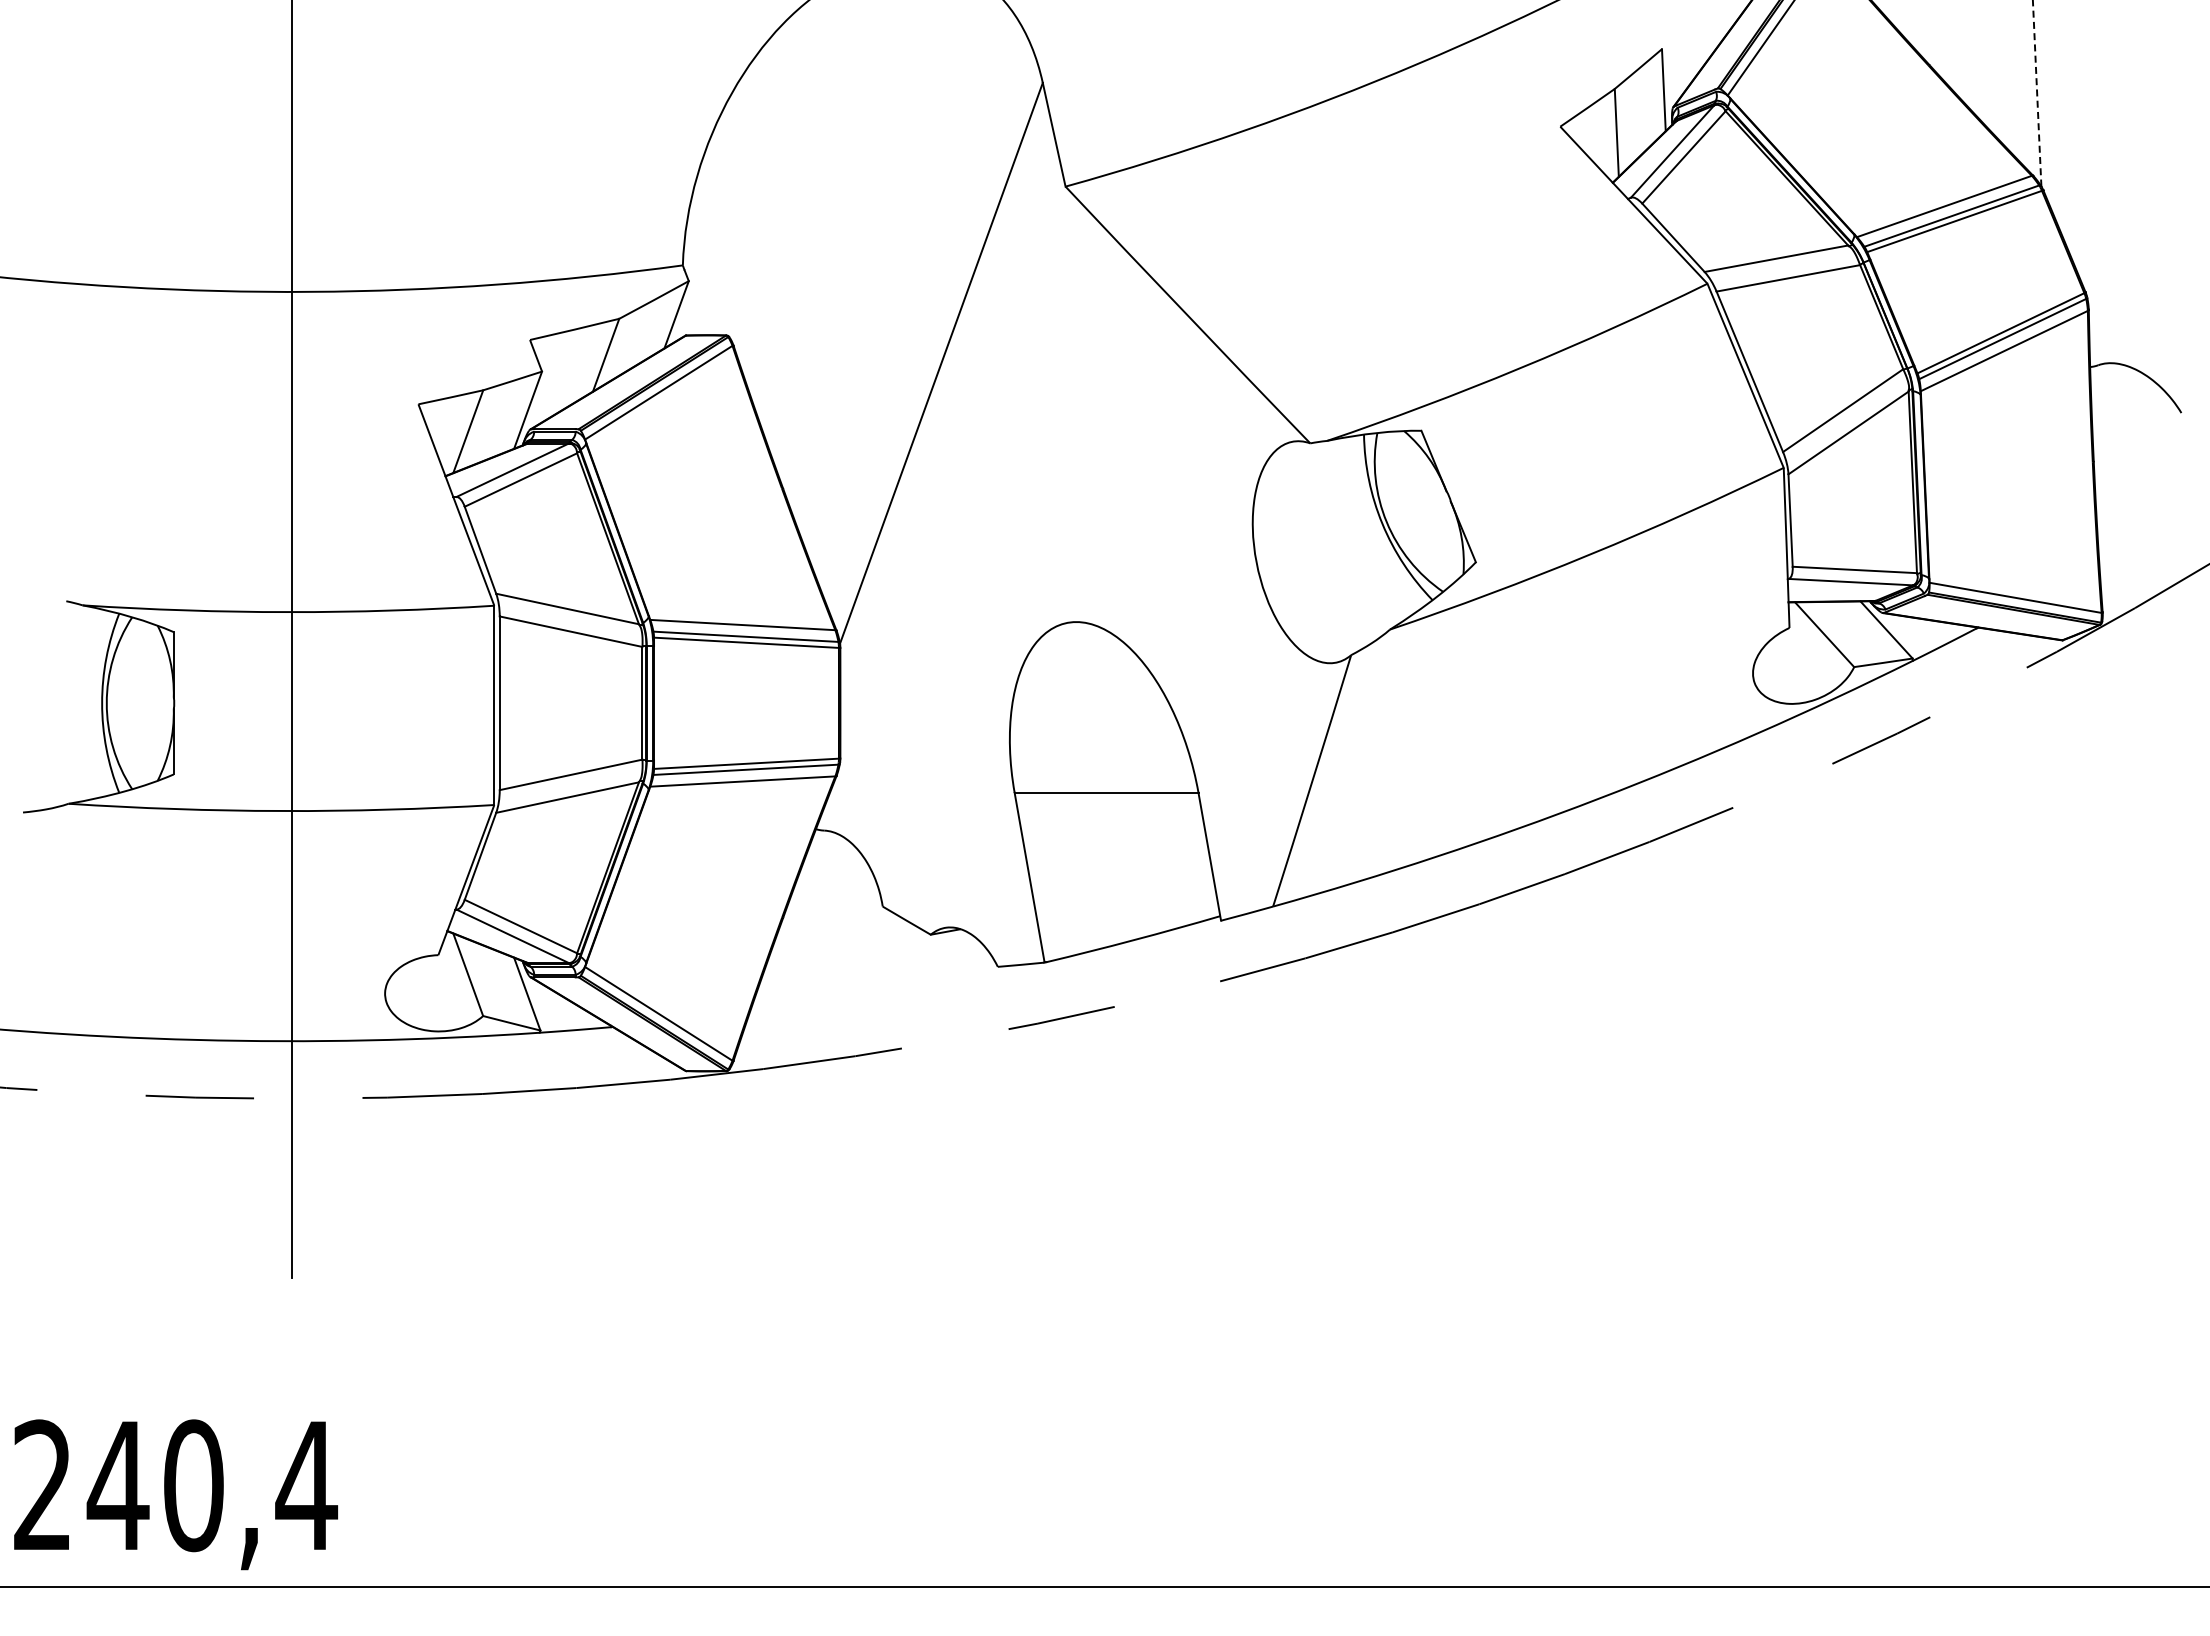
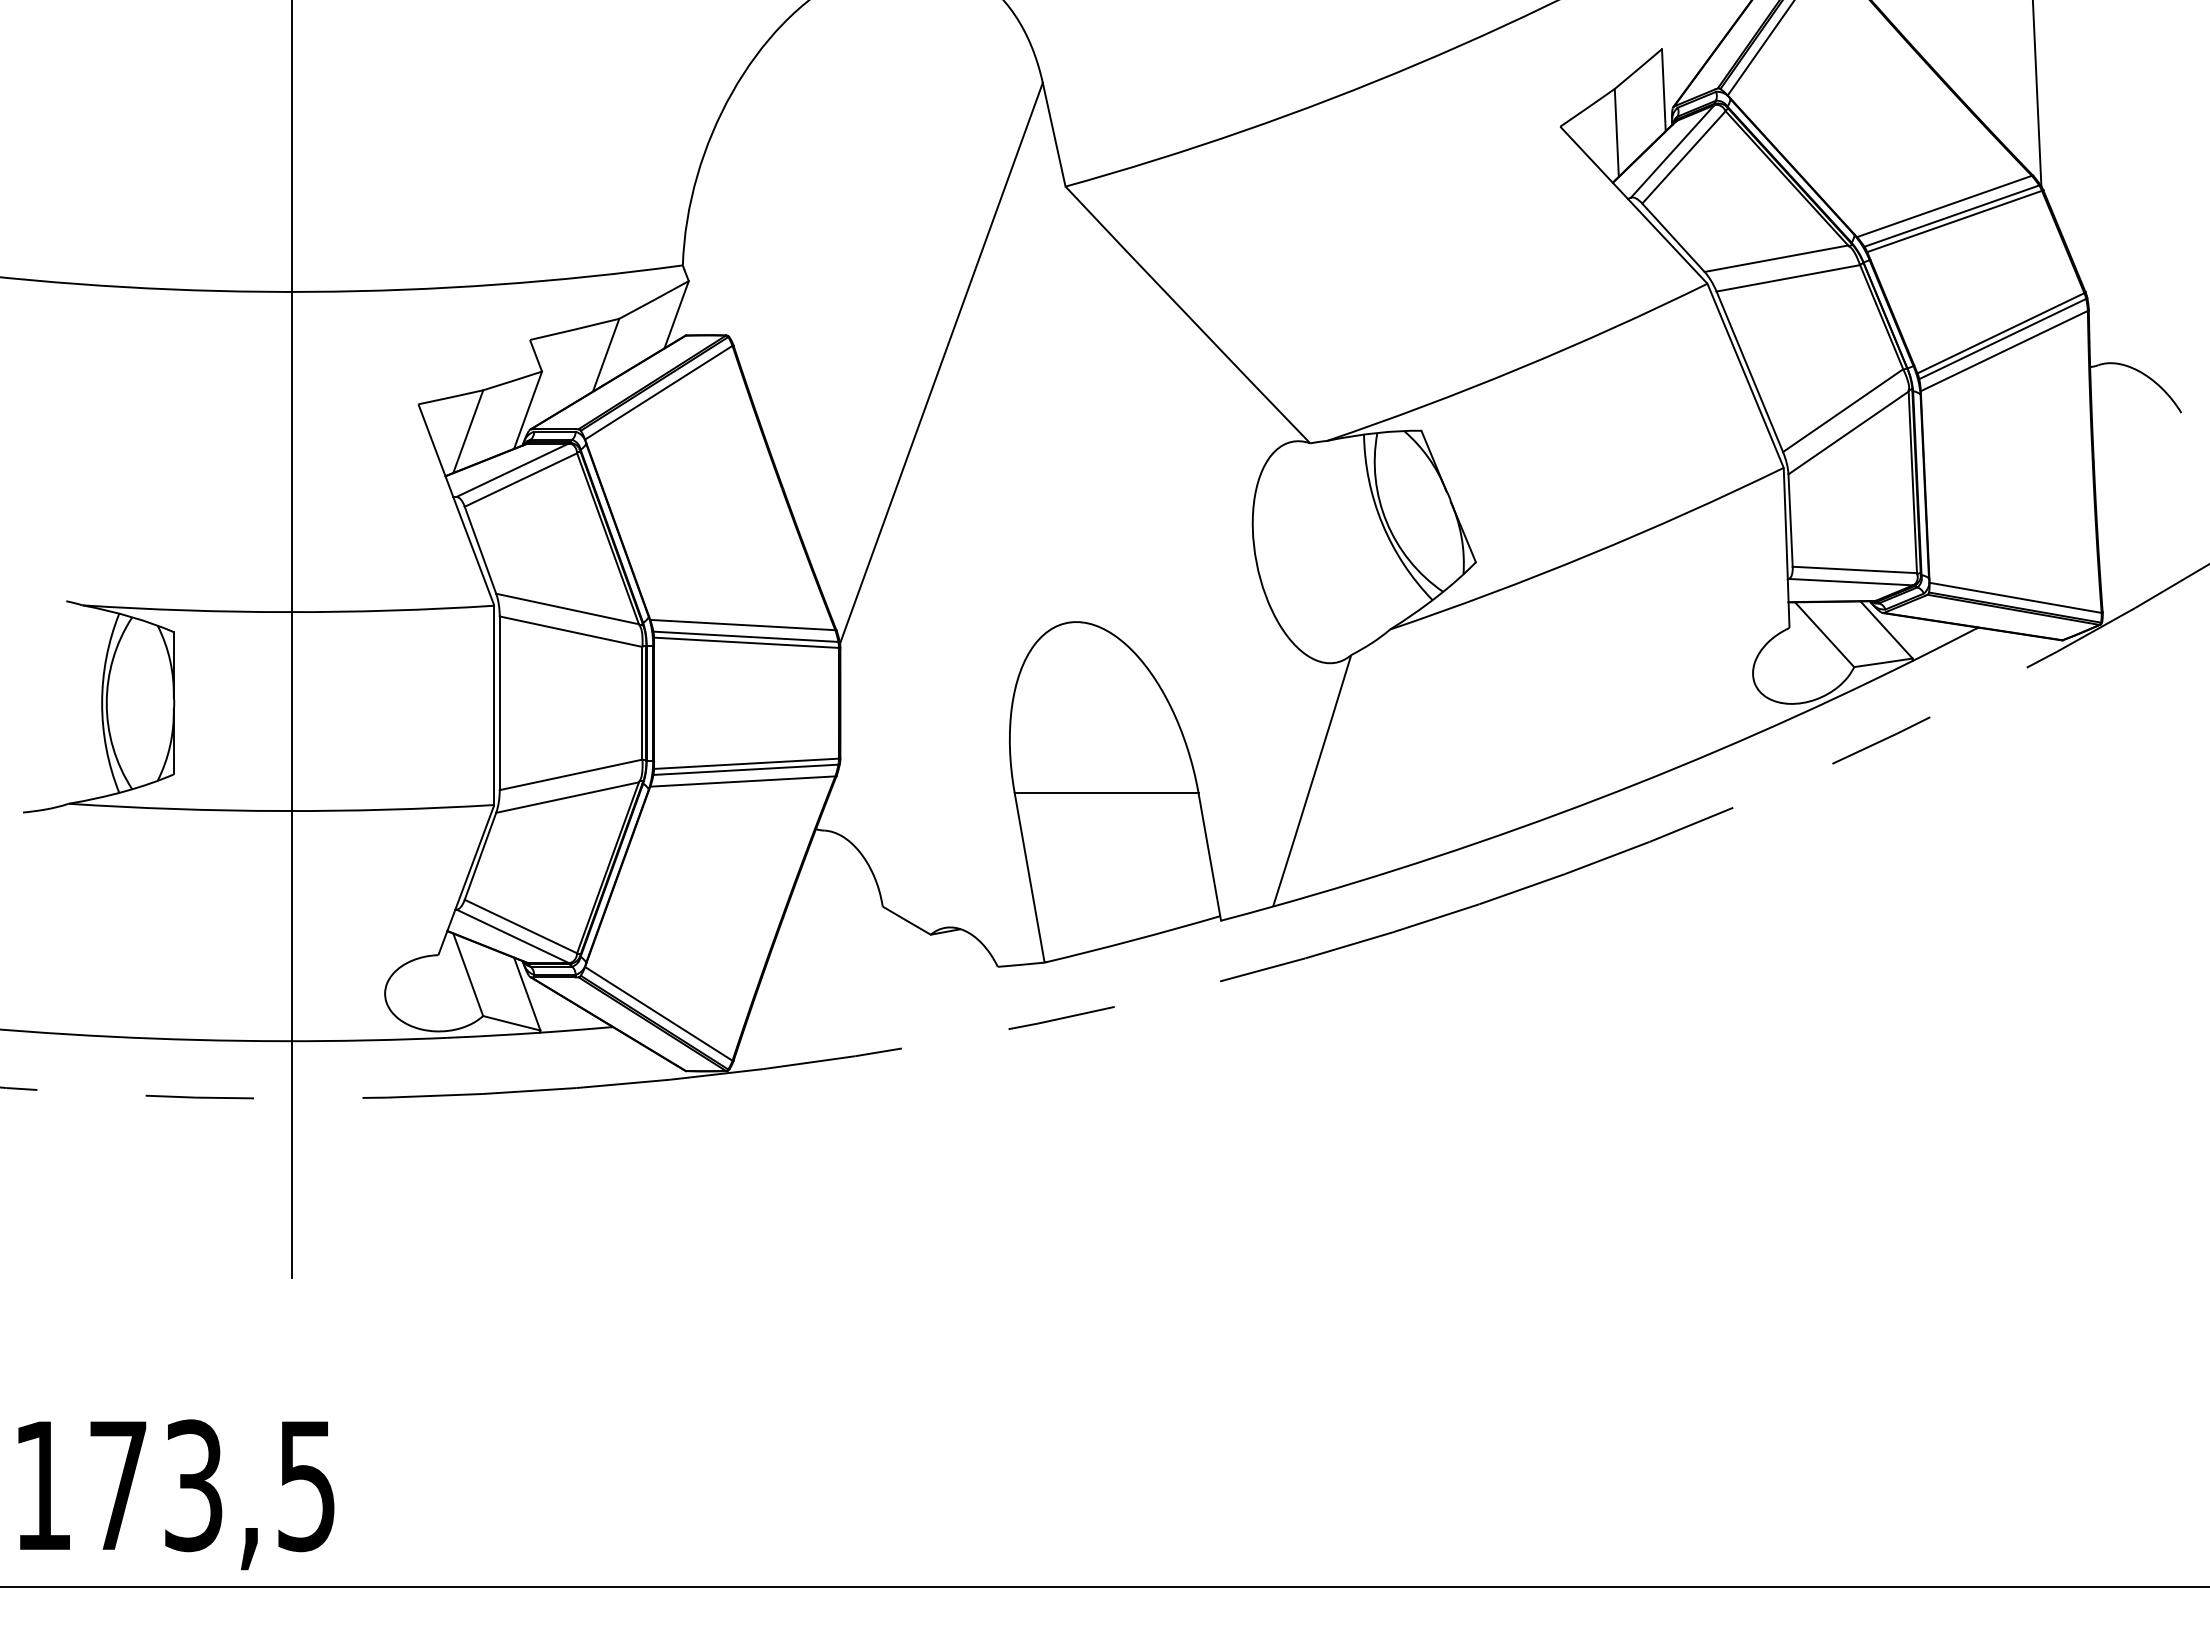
line: dashed -> solid (2037, 93)
text: 240,4 -> 173,5 (176, 1485)
